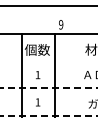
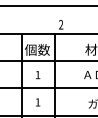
text: 9 -> 2 (61, 24)
line: none -> present (48, 61)
line: dashed -> solid (48, 88)
line: dashed -> solid (48, 115)
